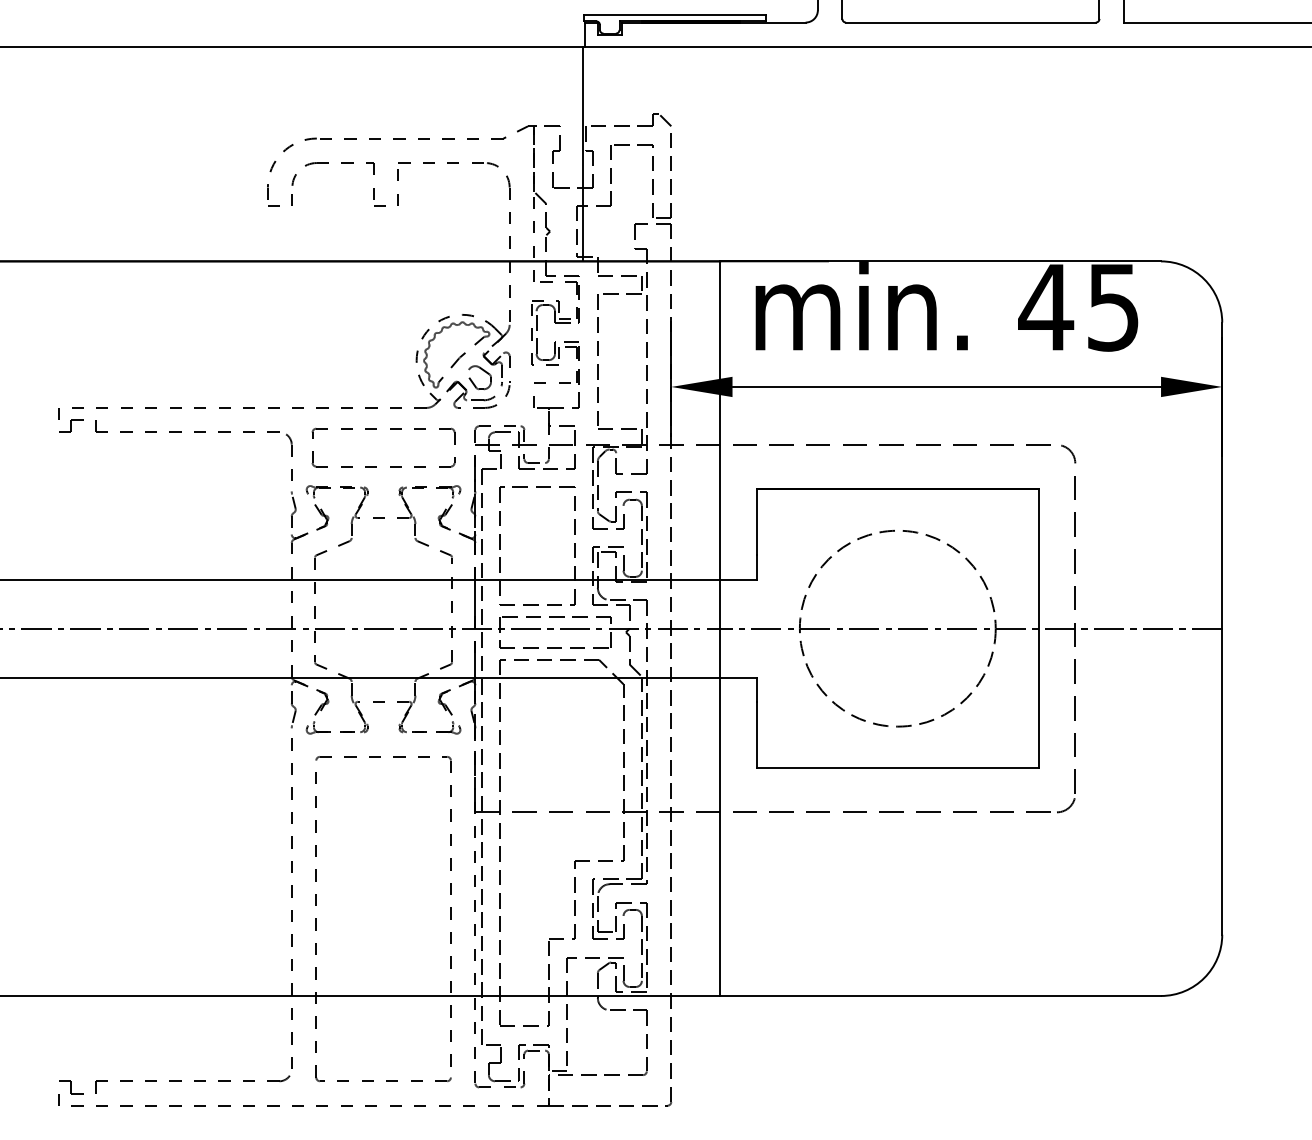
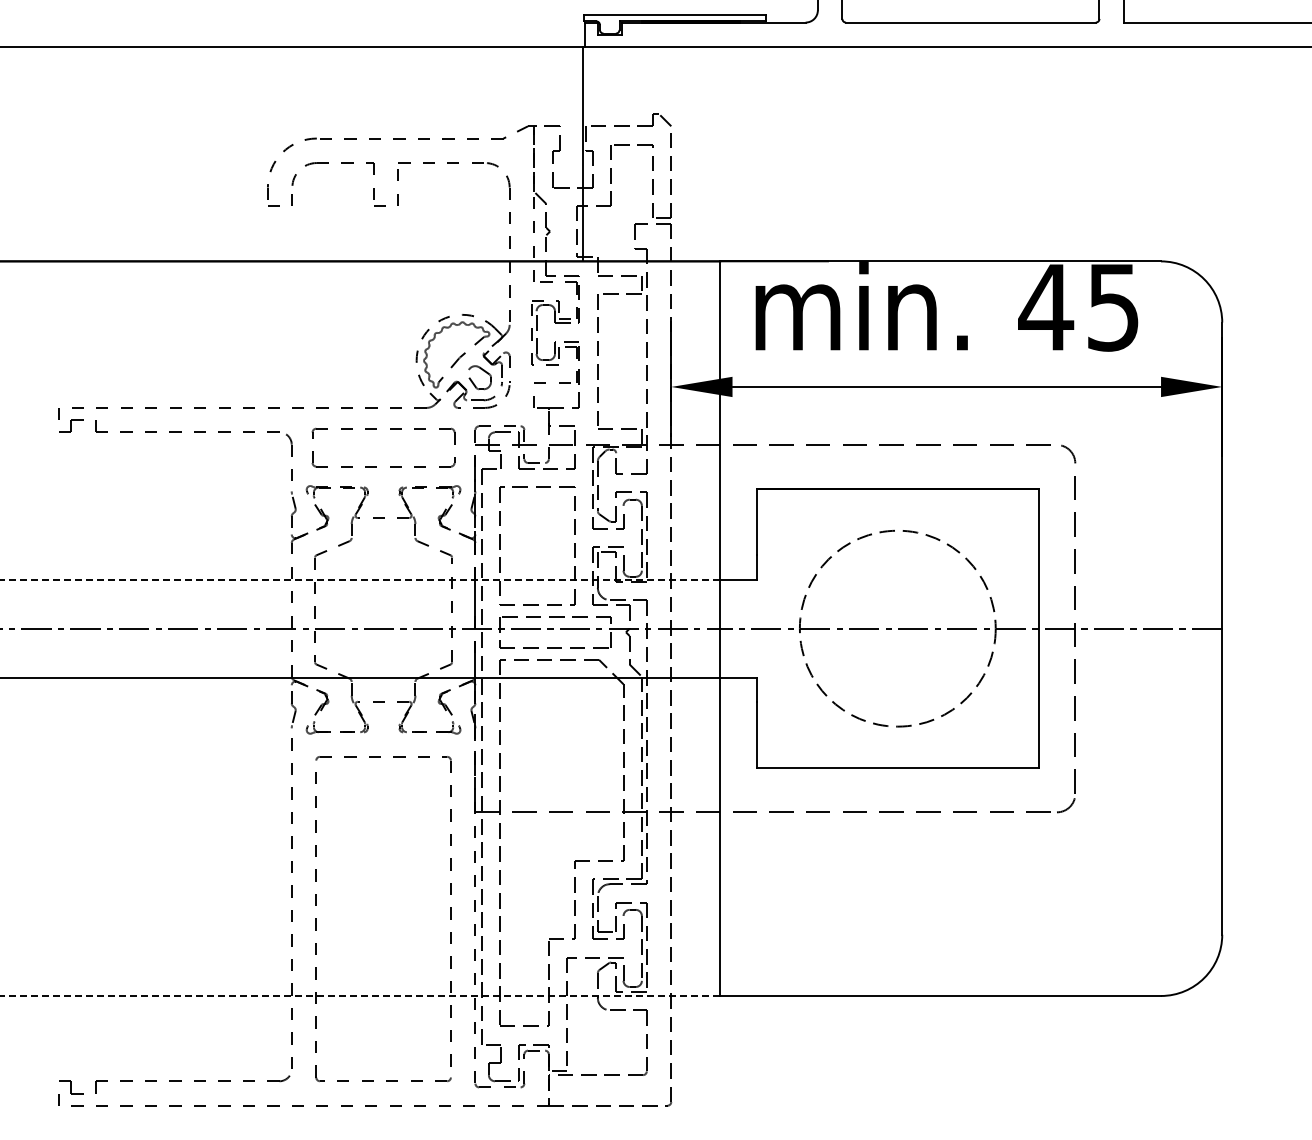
line: solid -> dashed (360, 579)
line: solid -> dashed (360, 995)
